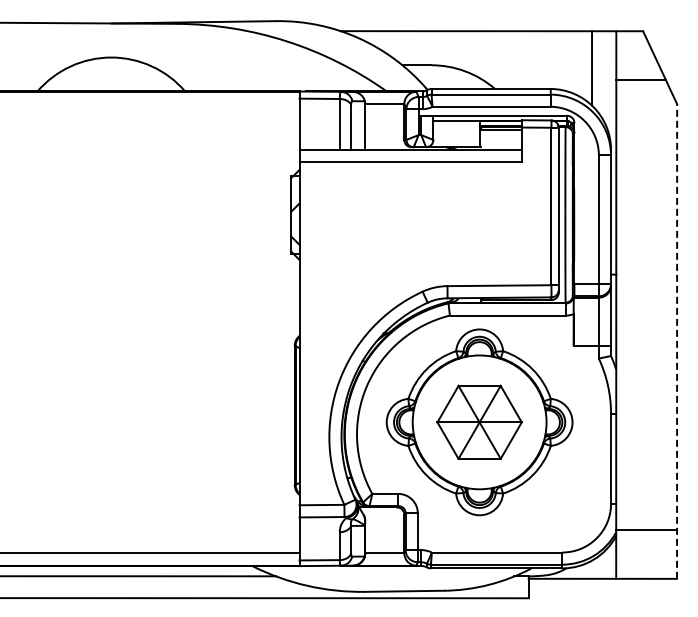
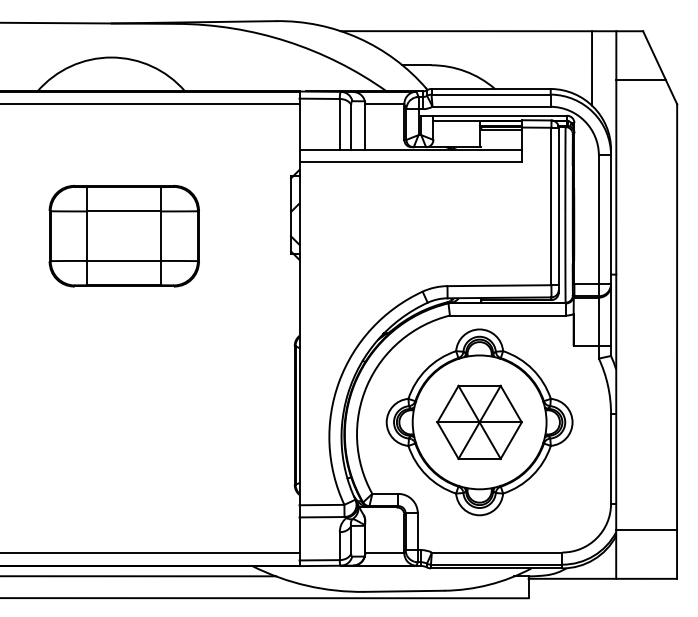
line: none -> present (150, 103)
part: none -> present (123, 235)
line: dashed -> solid (677, 341)
